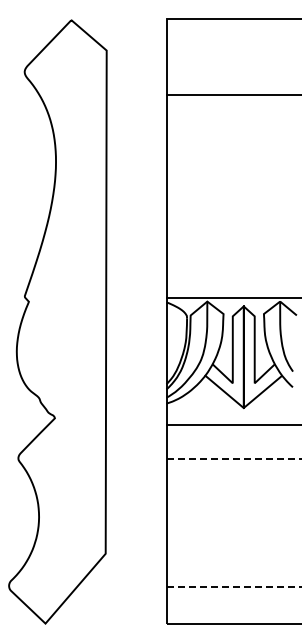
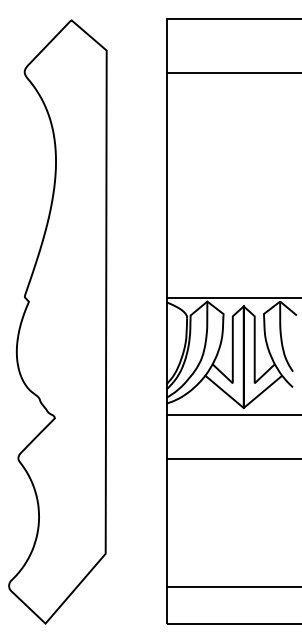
line position: (232, 94) -> (232, 72) (232, 72)
line position: (232, 424) -> (232, 414) (232, 414)
line: dashed -> solid (234, 459)
line: dashed -> solid (234, 587)
